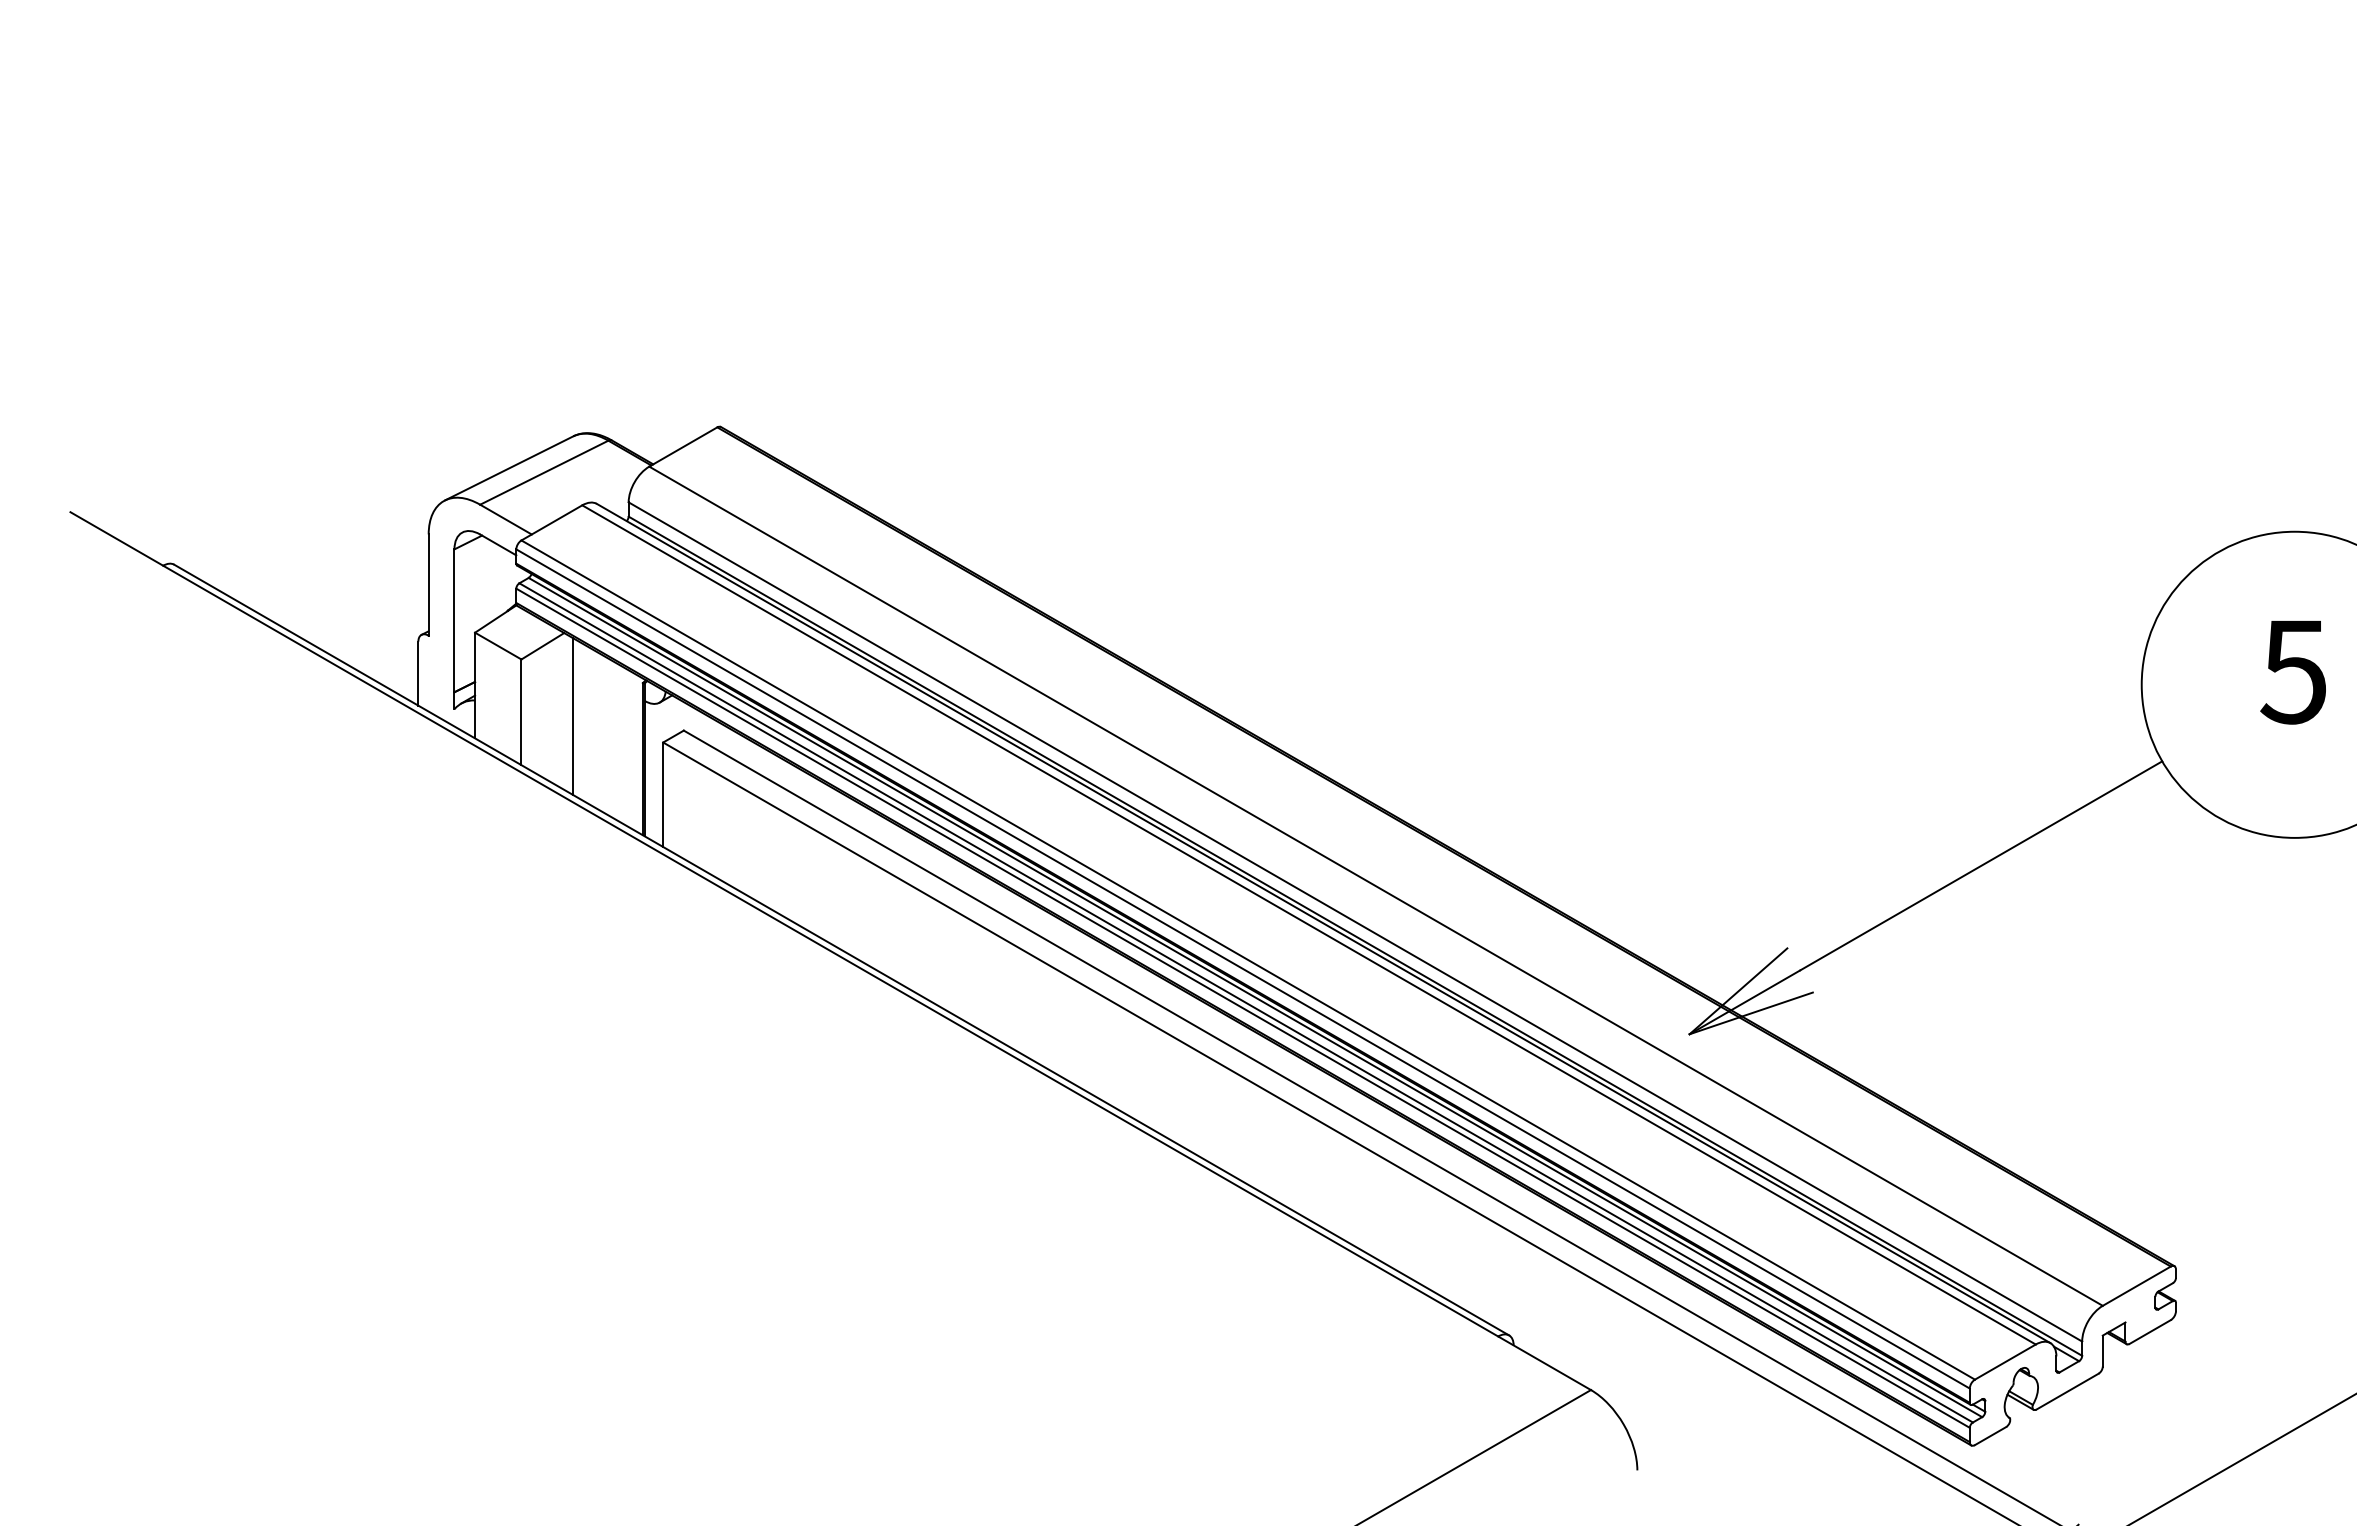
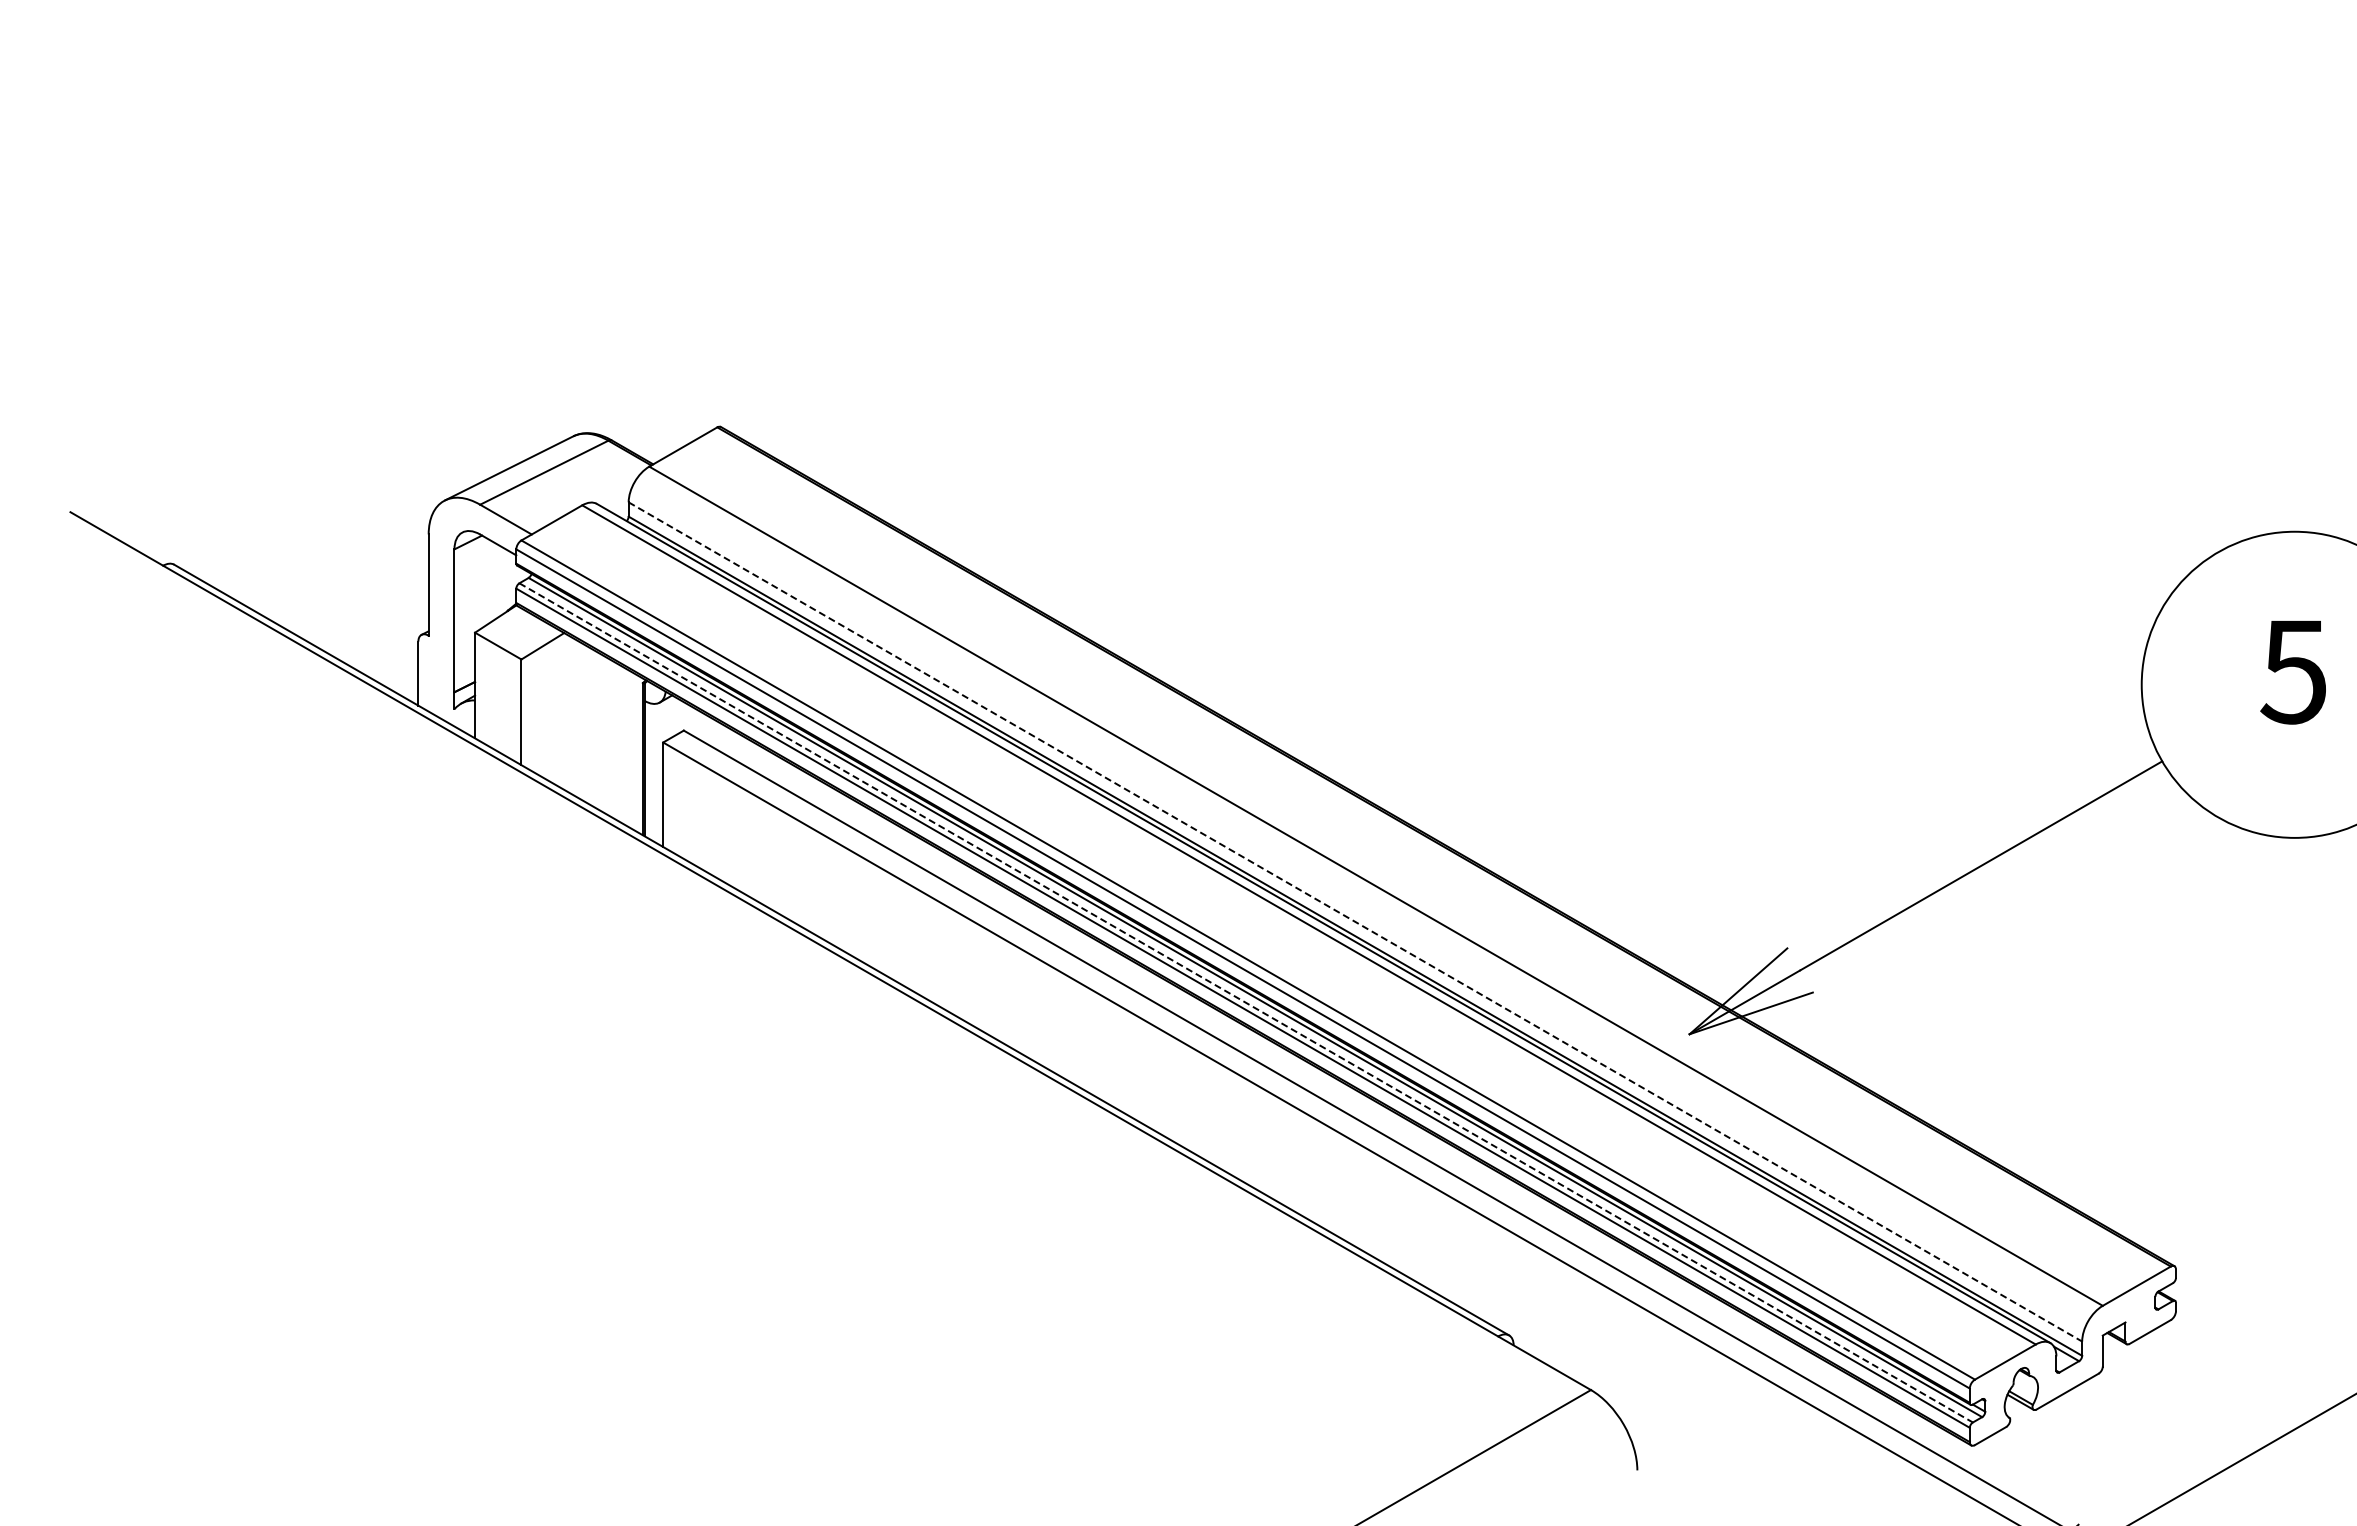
line: present -> none (573, 716)
line: solid -> dashed (1355, 922)
line: solid -> dashed (1246, 1003)
